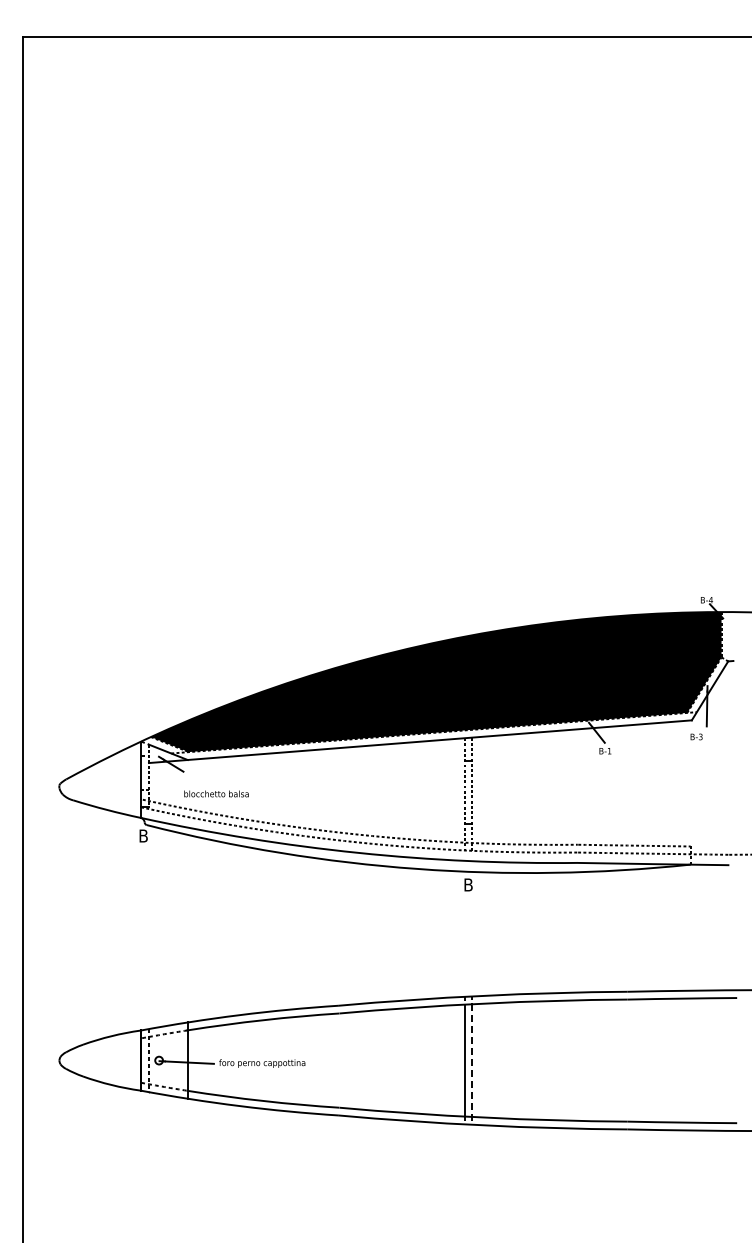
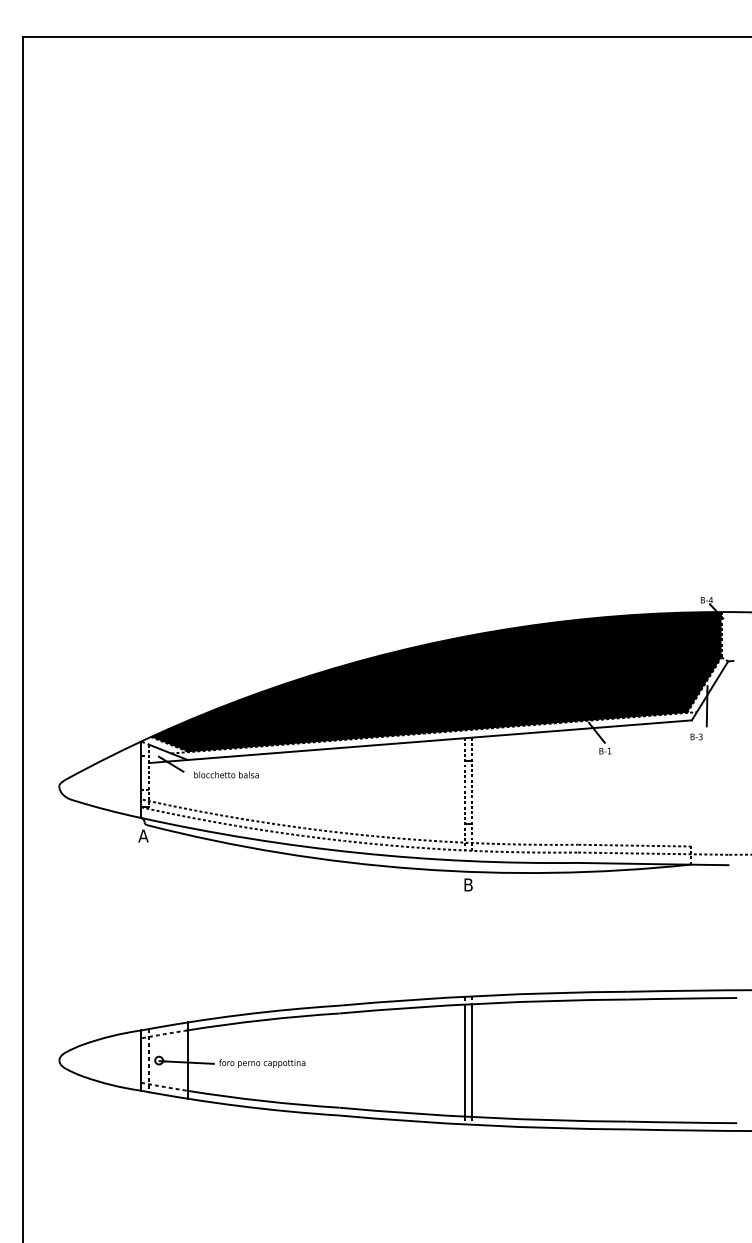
text position: (216, 793) -> (226, 774) (226, 774)
text: B -> A (143, 835)
line: dashed -> solid (472, 1061)
